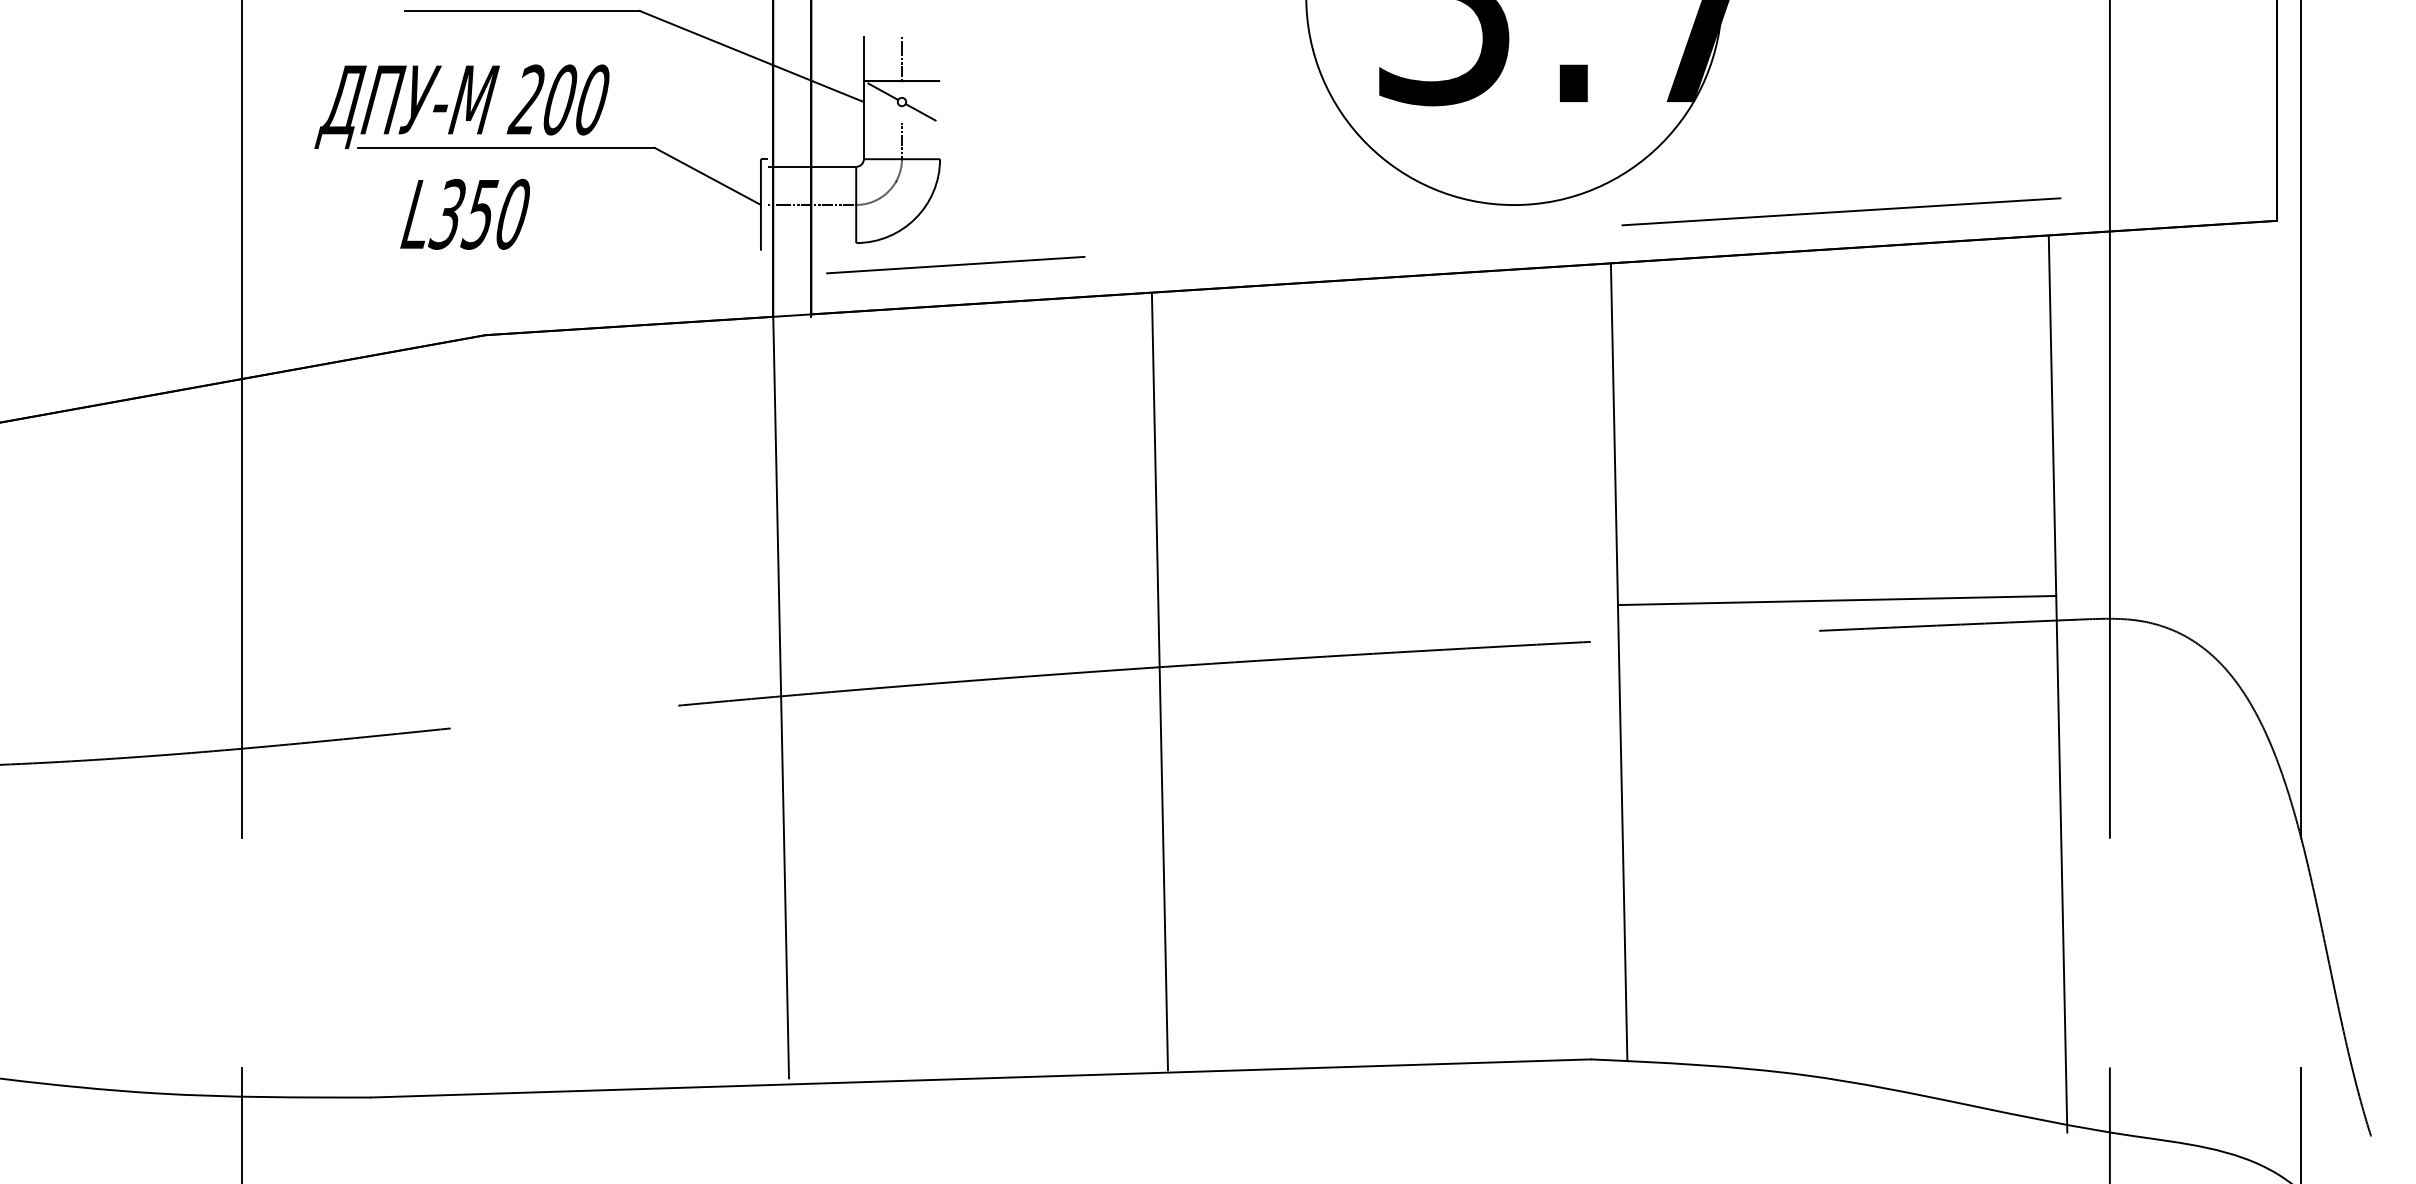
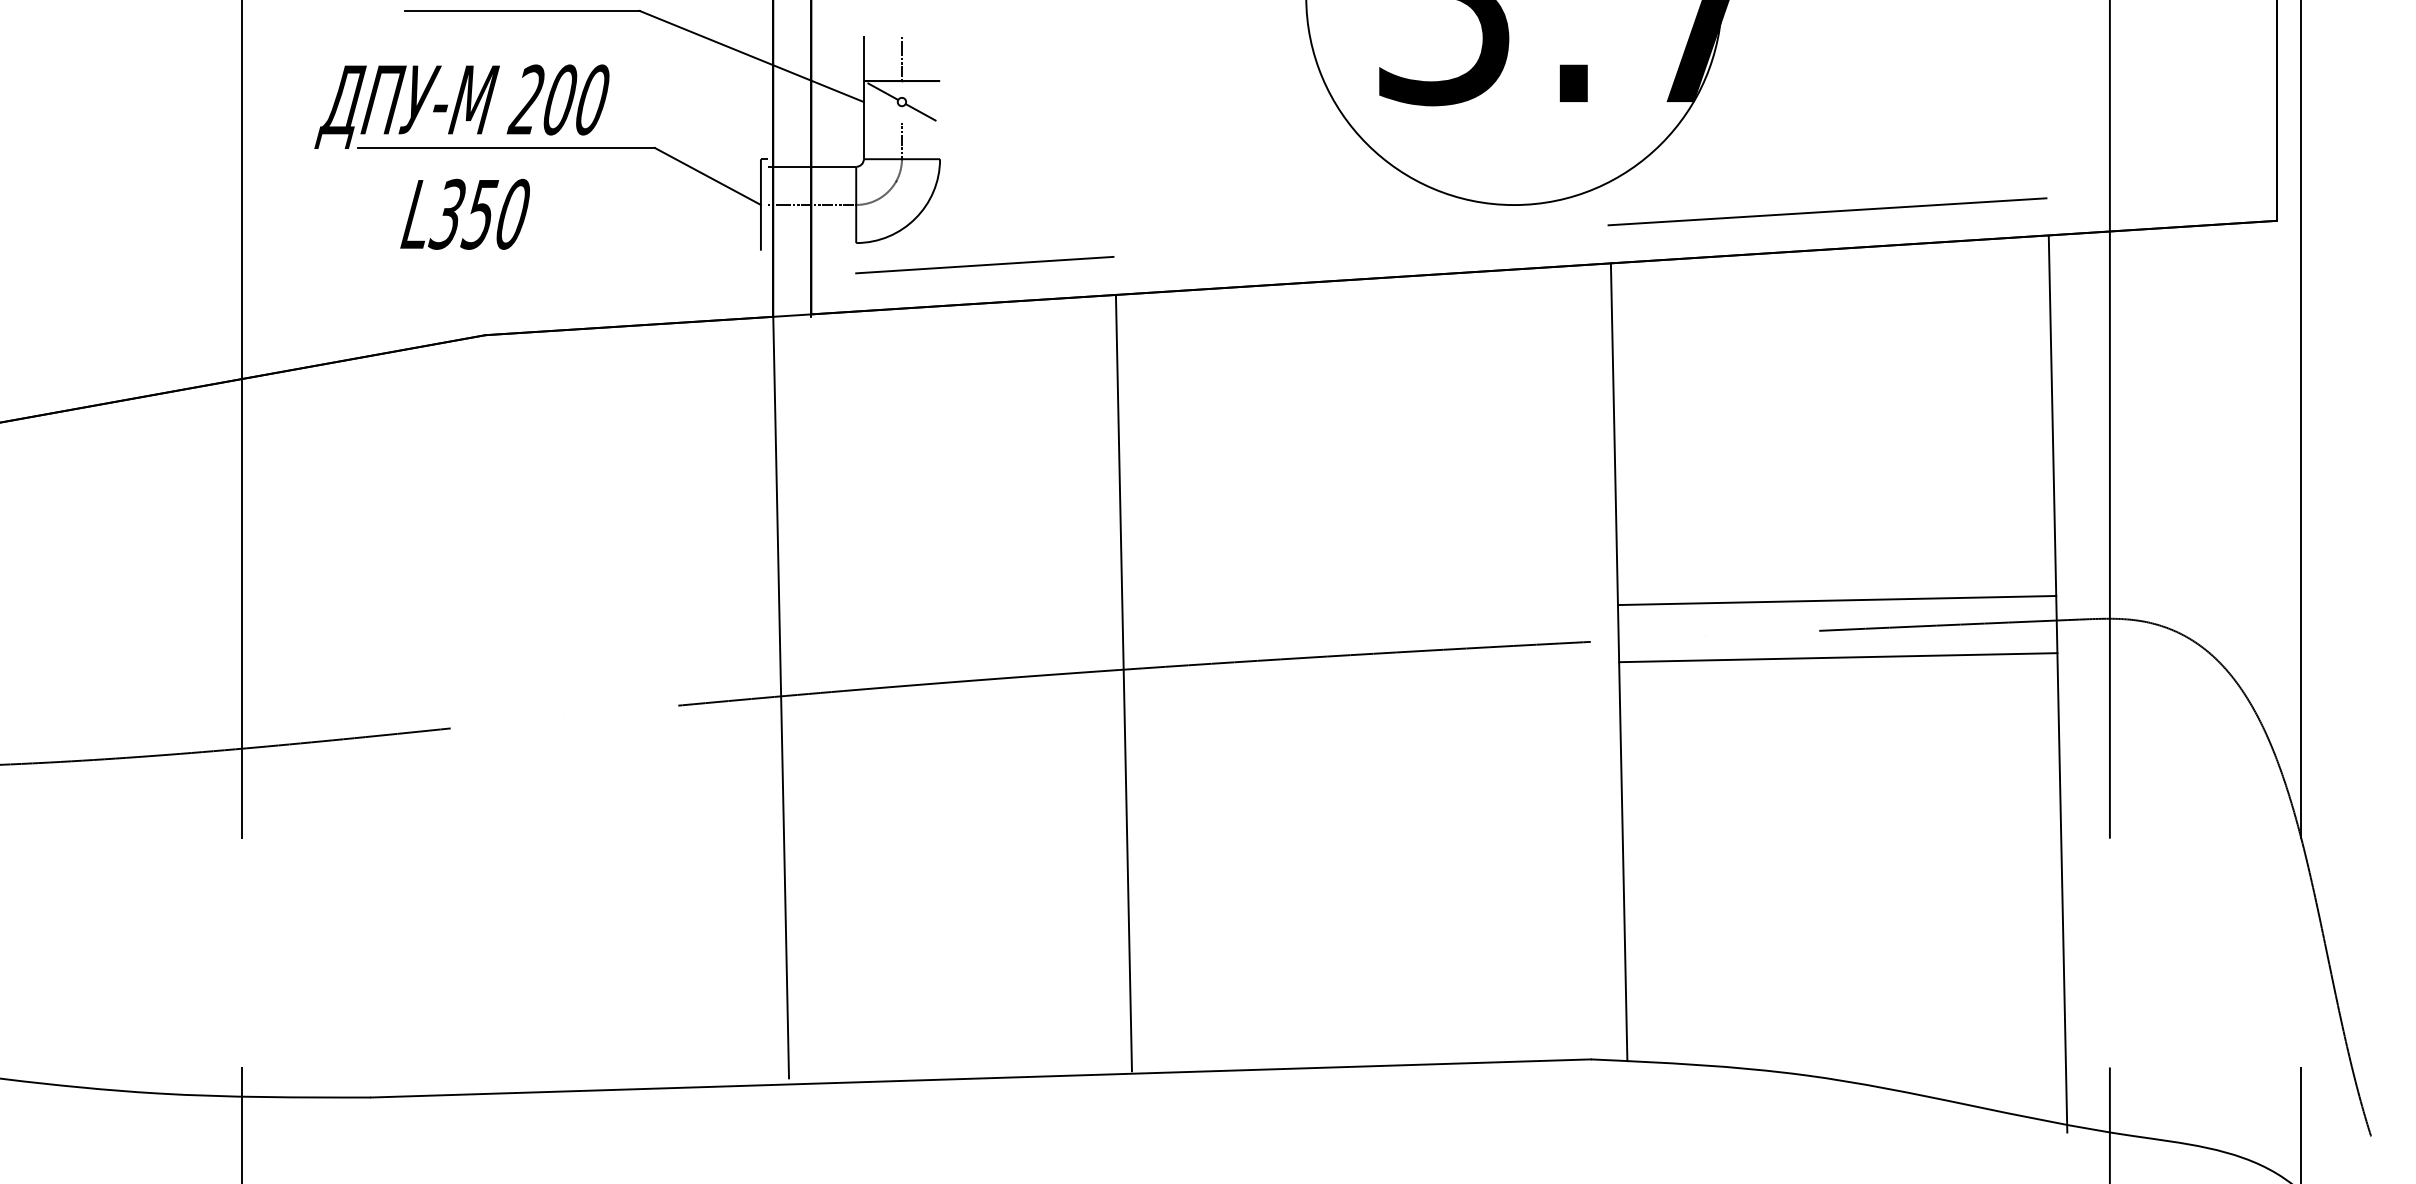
line position: (1841, 211) -> (1827, 211) (1827, 211)
line position: (955, 265) -> (984, 265) (984, 265)
line: none -> present (1838, 657)
line position: (1159, 681) -> (1123, 682) (1123, 682)
